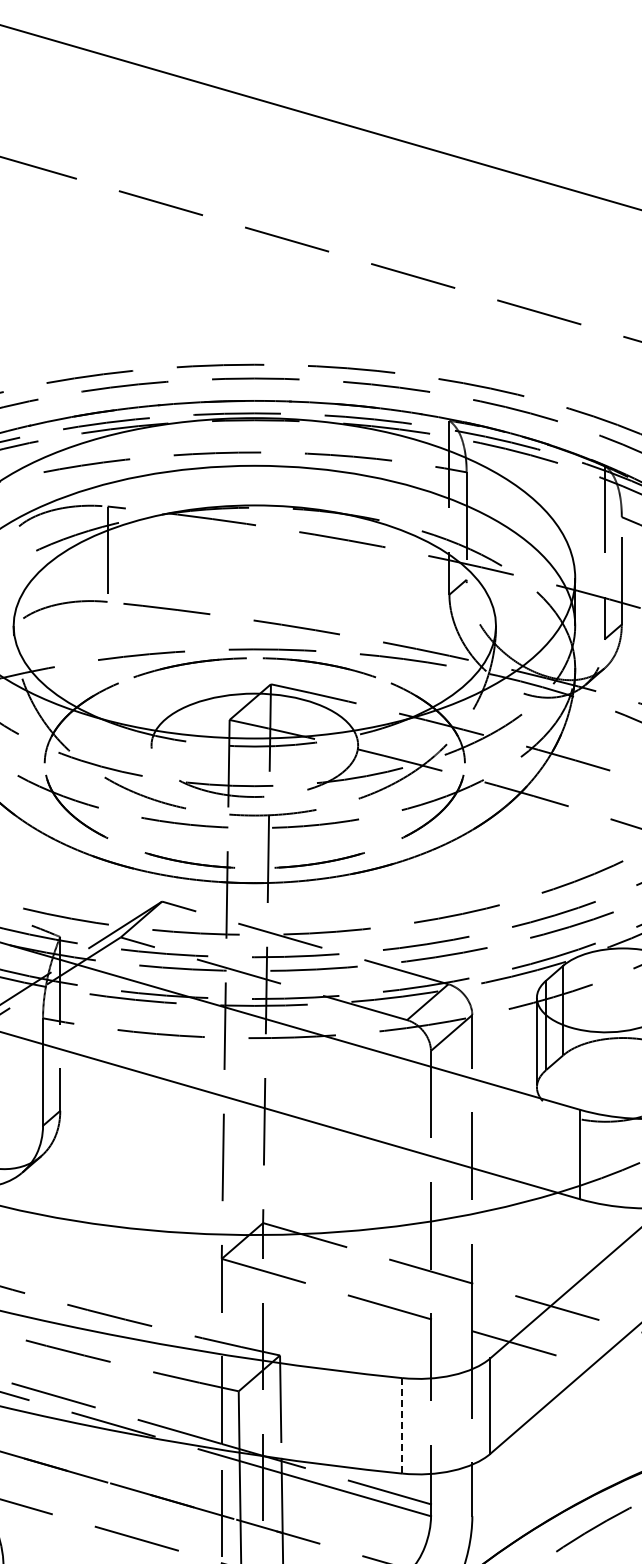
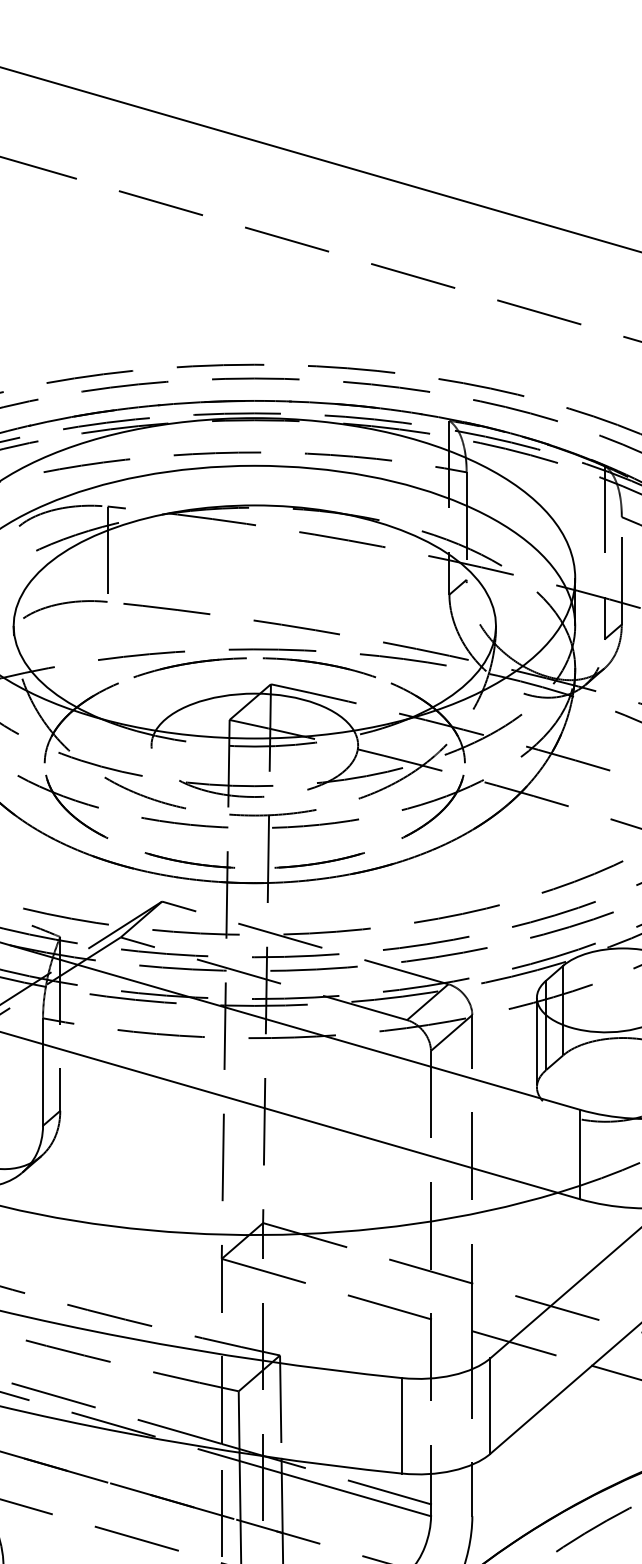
line position: (320, 117) -> (320, 159) (320, 159)
line: none -> present (615, 1372)
line: dashed -> solid (402, 1425)
